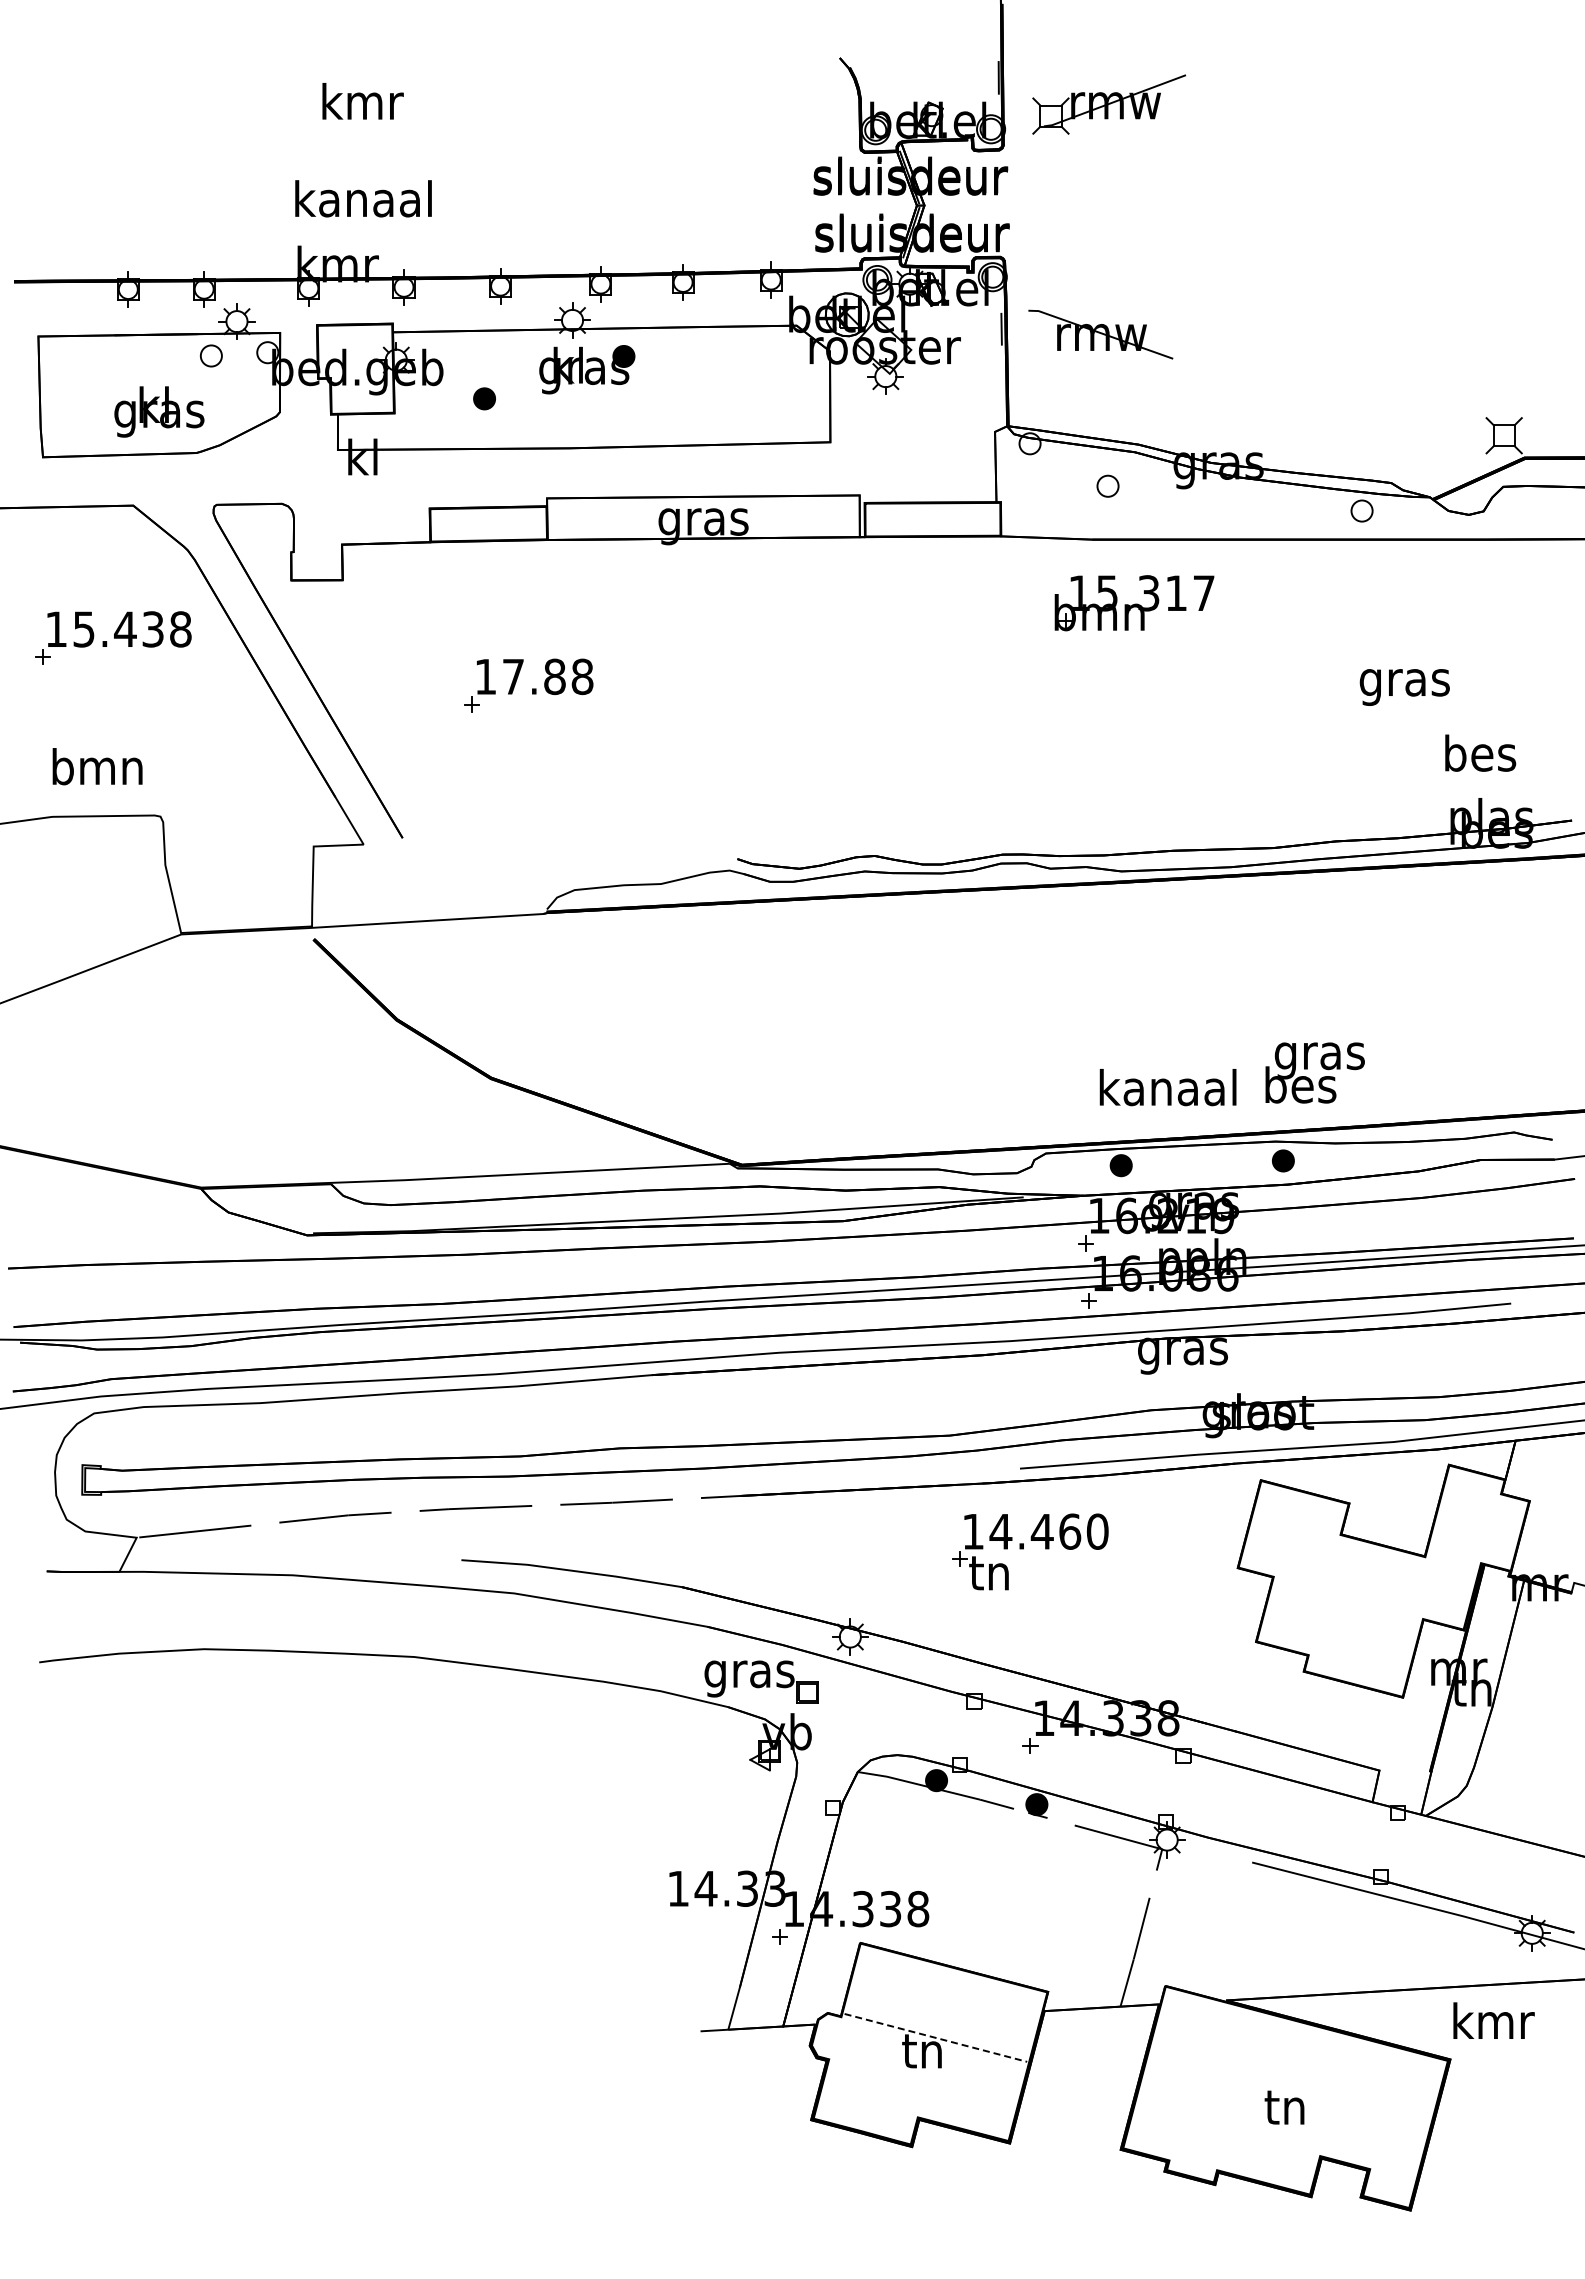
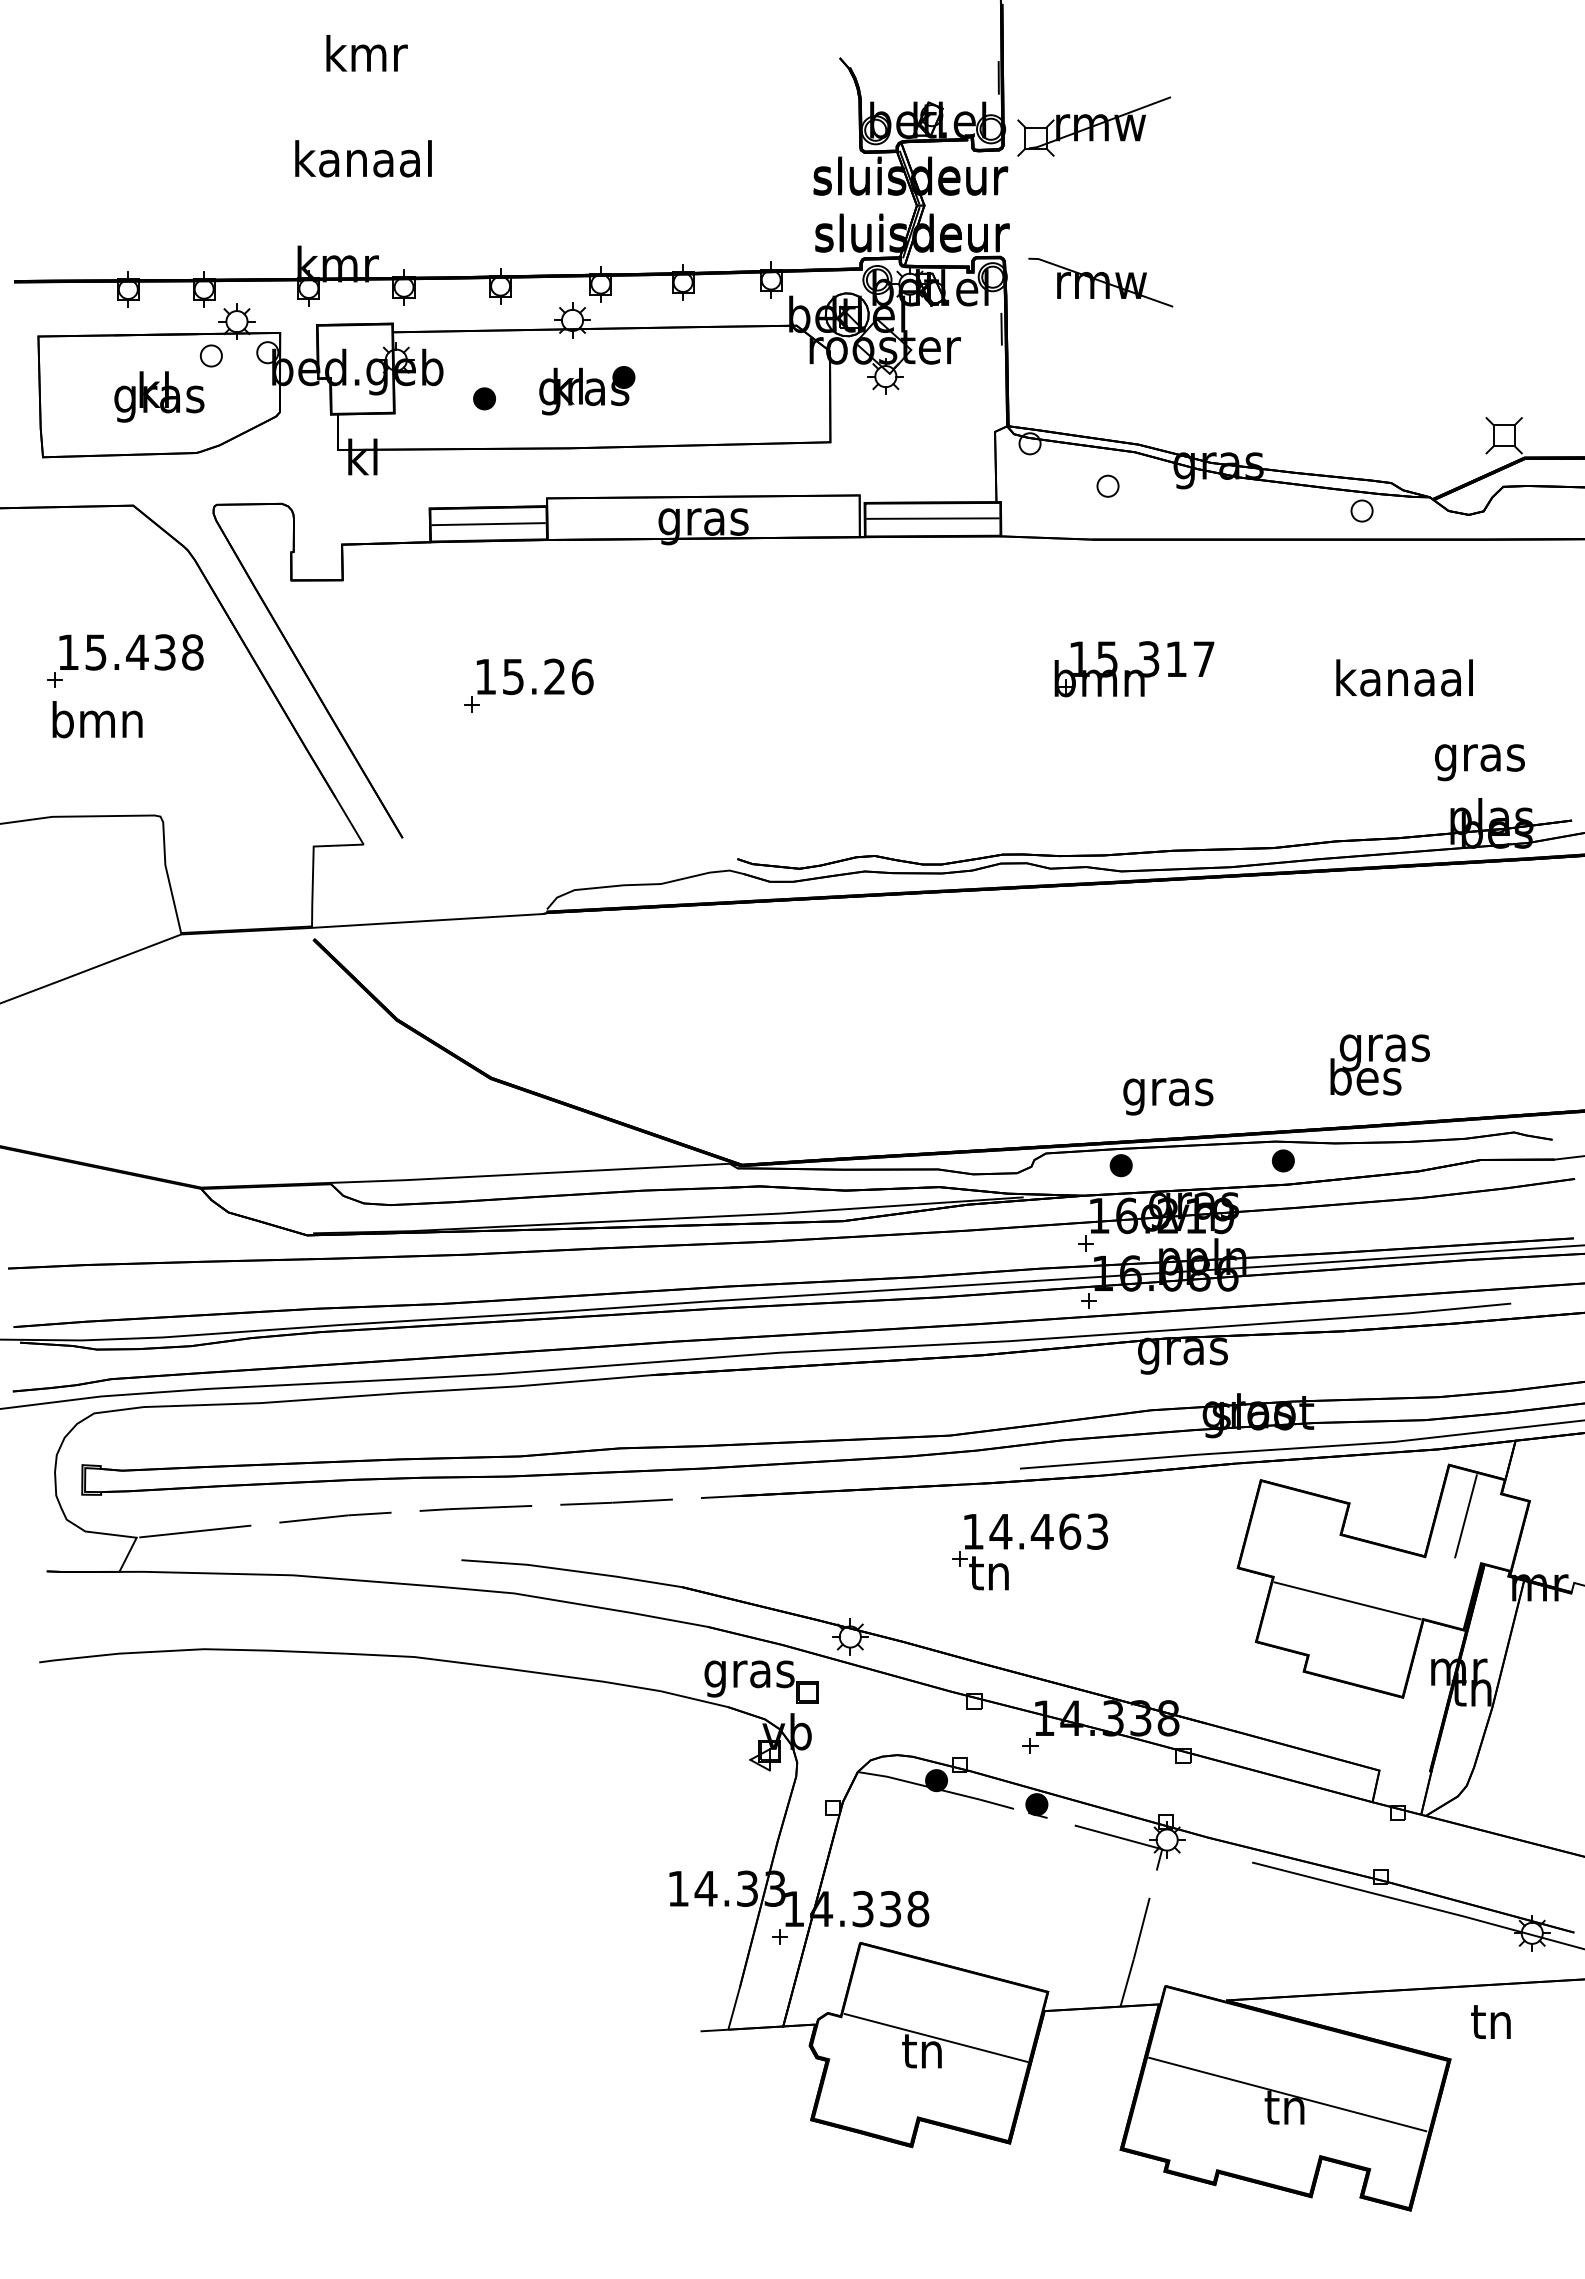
text position: (362, 101) -> (366, 53) (366, 53)
part position: (1108, 104) -> (1093, 126) (1093, 126)
text position: (363, 198) -> (363, 158) (363, 158)
part position: (1100, 334) -> (1100, 282) (1100, 282)
part position: (587, 369) -> (587, 390) (587, 390)
text position: (159, 411) -> (159, 396) (159, 396)
line: none -> present (932, 518)
line: none -> present (488, 524)
part position: (1134, 603) -> (1134, 669) (1134, 669)
part position: (113, 637) -> (125, 660) (125, 660)
text: 17.88 -> 15.26 (548, 676)
text: gras -> kanaal (1404, 682)
text: bes -> gras (1479, 757)
text position: (97, 766) -> (97, 719) (97, 719)
text position: (1314, 1072) -> (1379, 1064) (1379, 1064)
text: kanaal -> gras (1167, 1092)
line: none -> present (1465, 1516)
text: 14.460 -> 14.463 (1097, 1531)
line: none -> present (1347, 1600)
text: kmr -> tn (1493, 2020)
line: dashed -> solid (936, 2038)
line: none -> present (1287, 2094)
